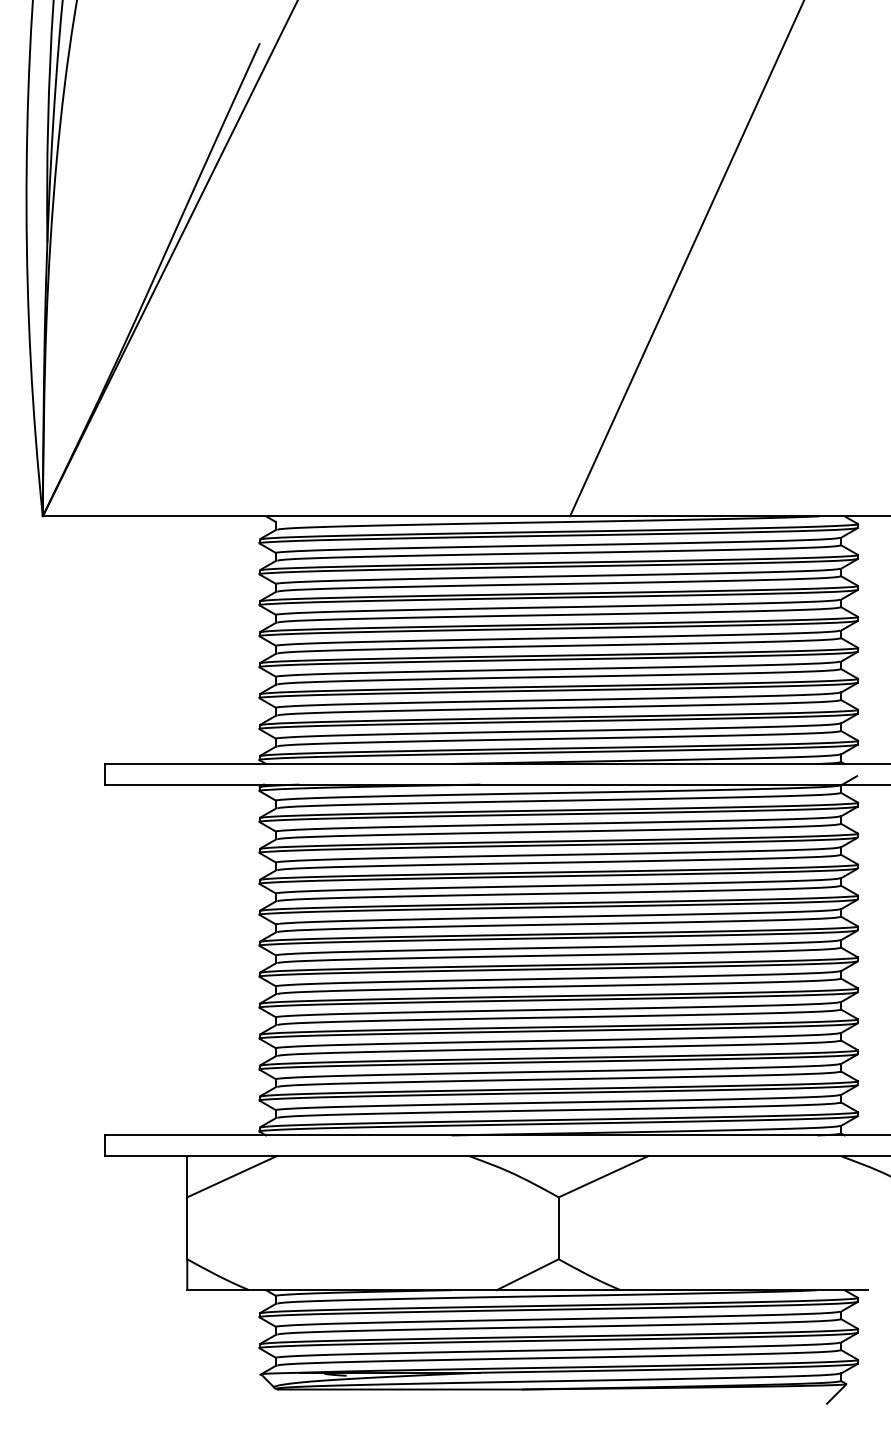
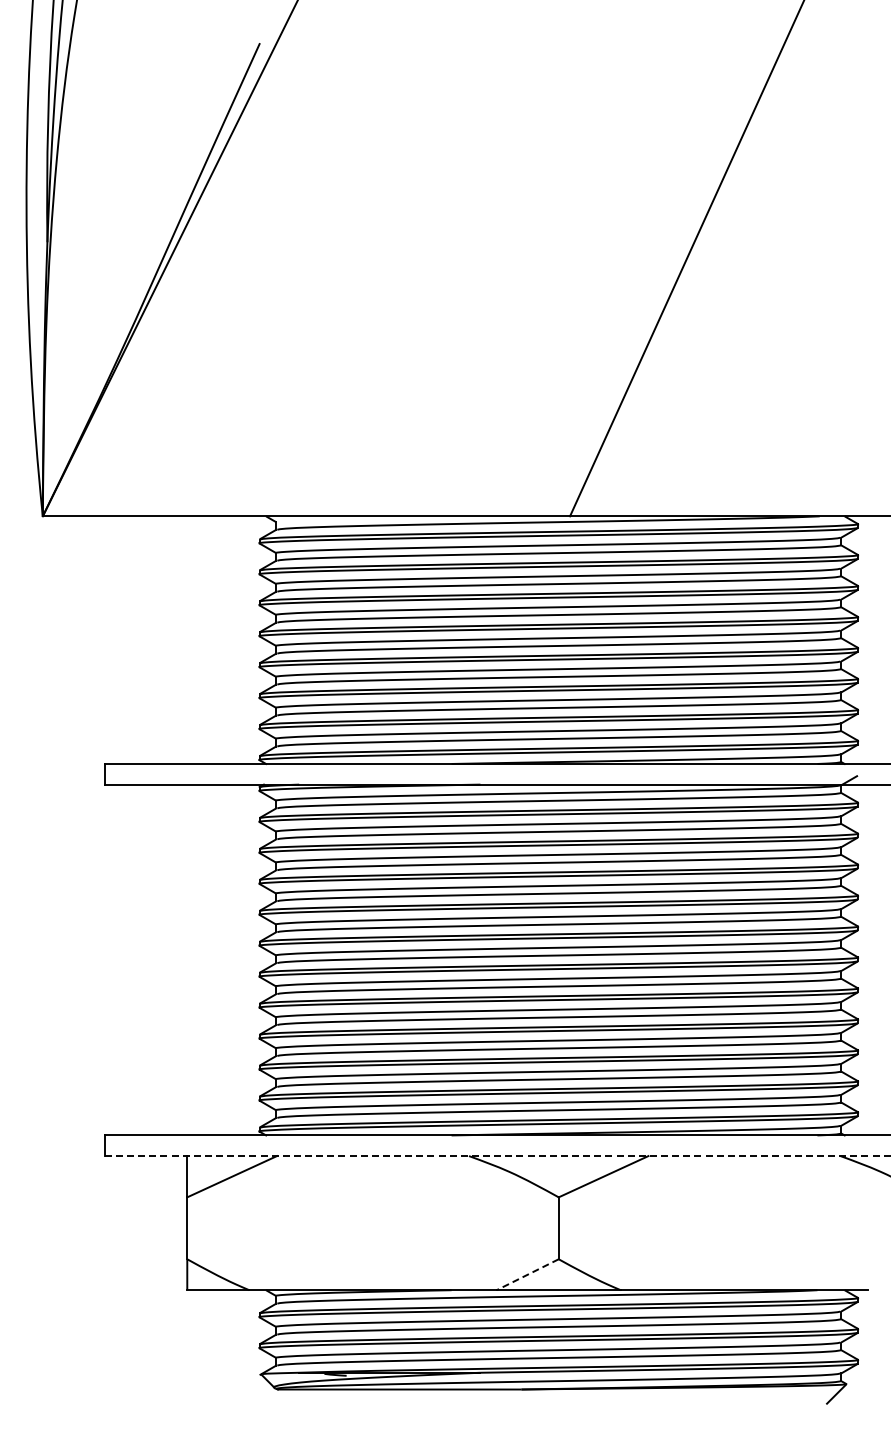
line: solid -> dashed (498, 1156)
line: solid -> dashed (527, 1274)
